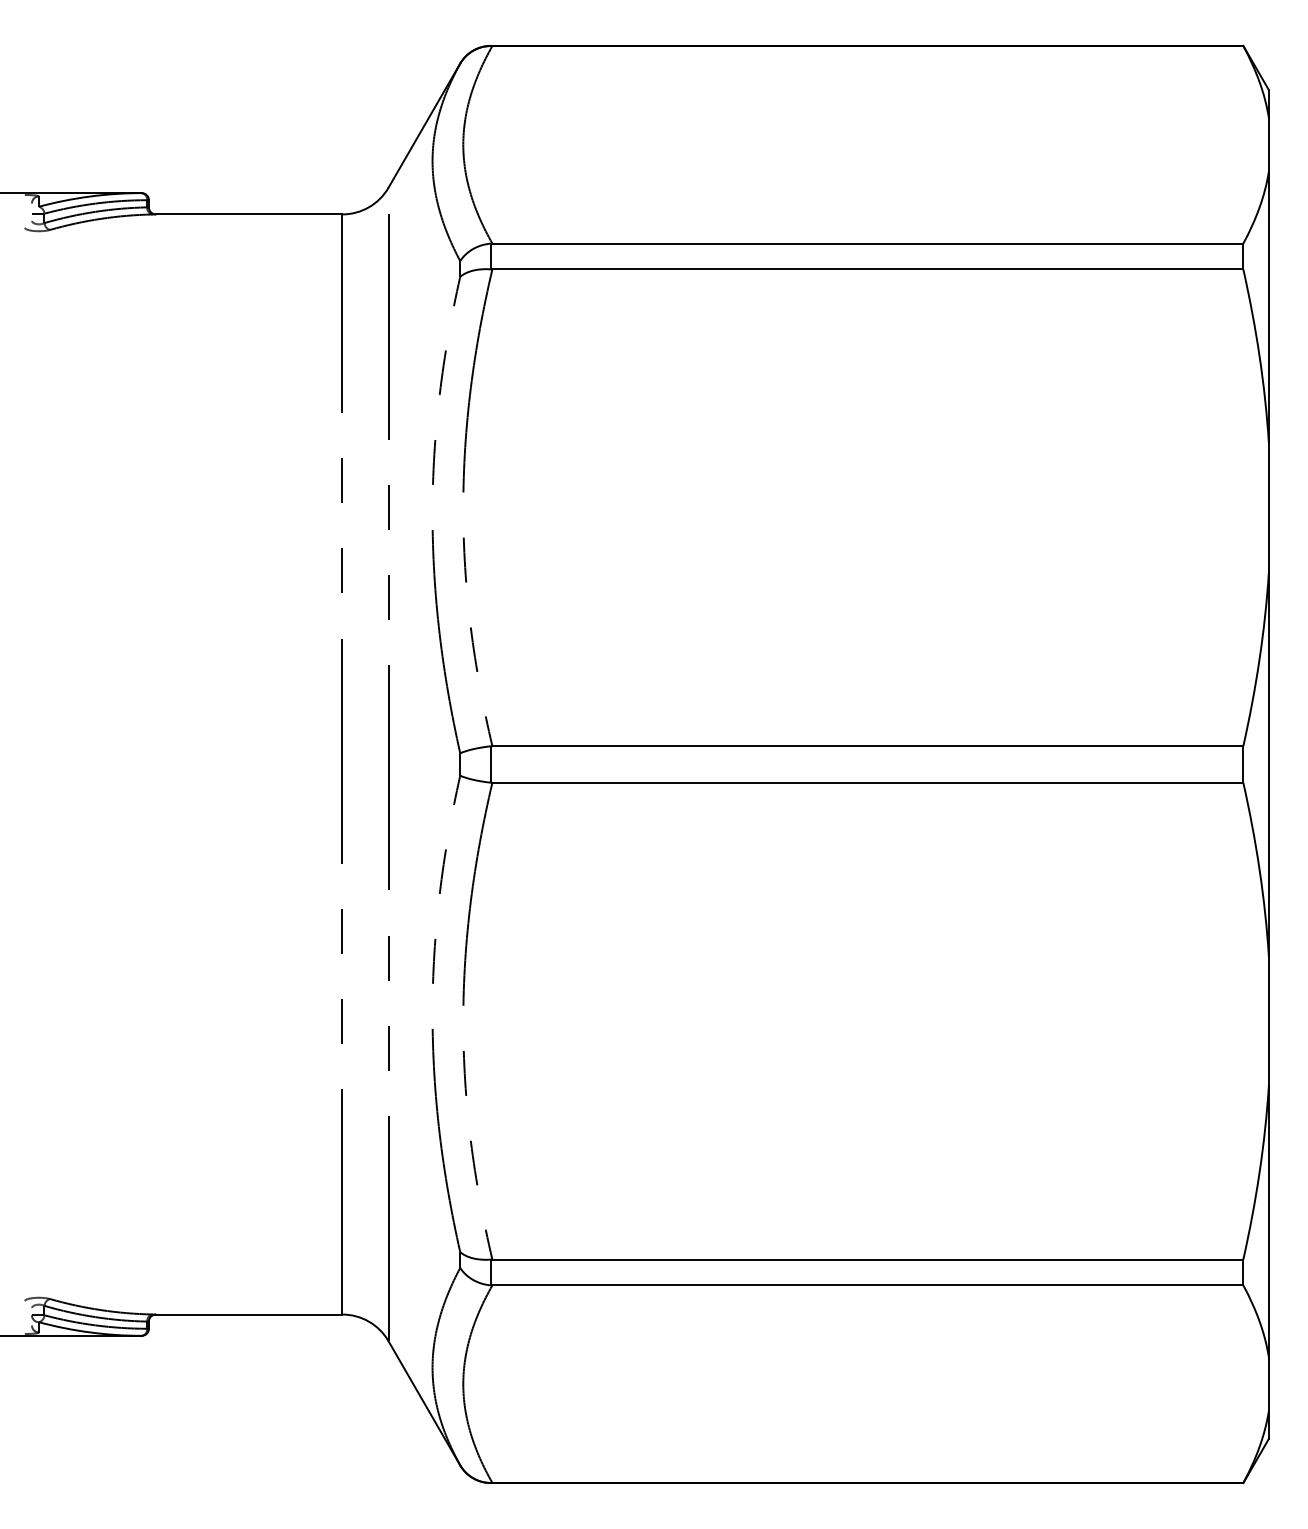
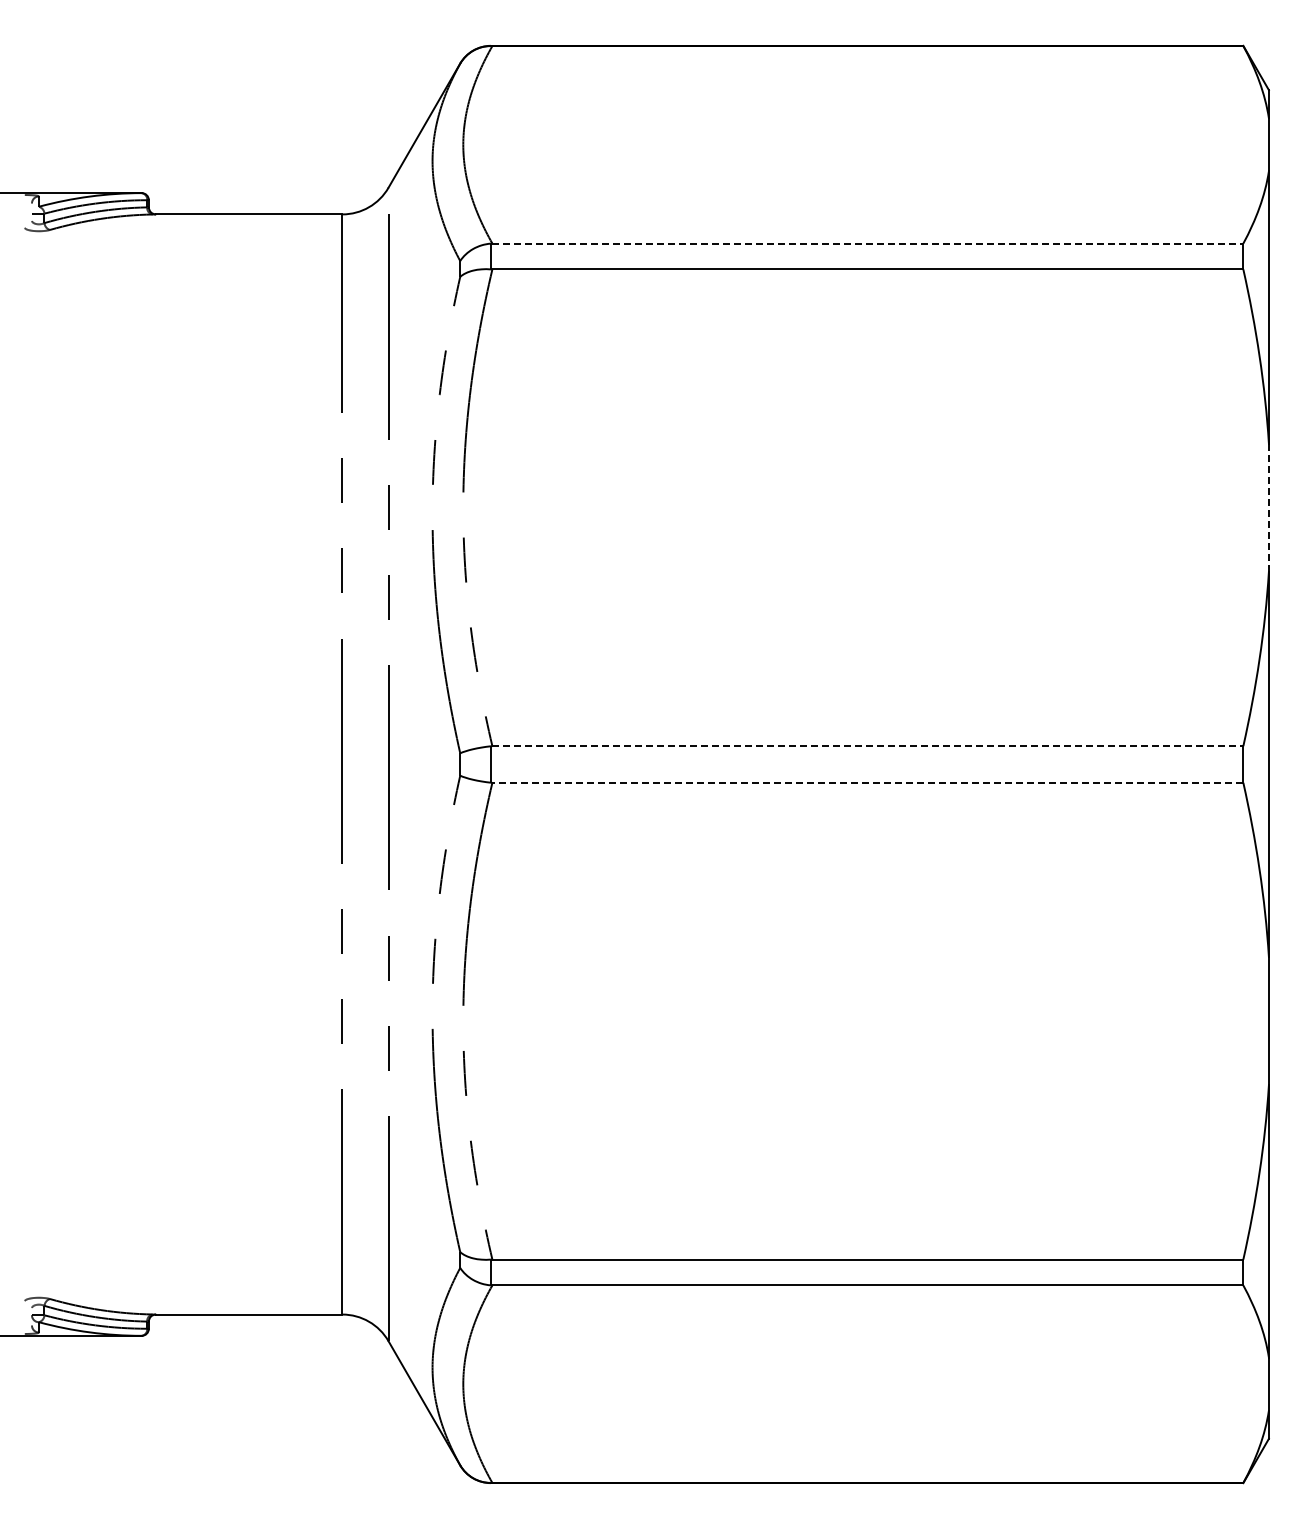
line: solid -> dashed (868, 243)
line: solid -> dashed (1268, 507)
line: solid -> dashed (868, 746)
line: solid -> dashed (867, 782)
